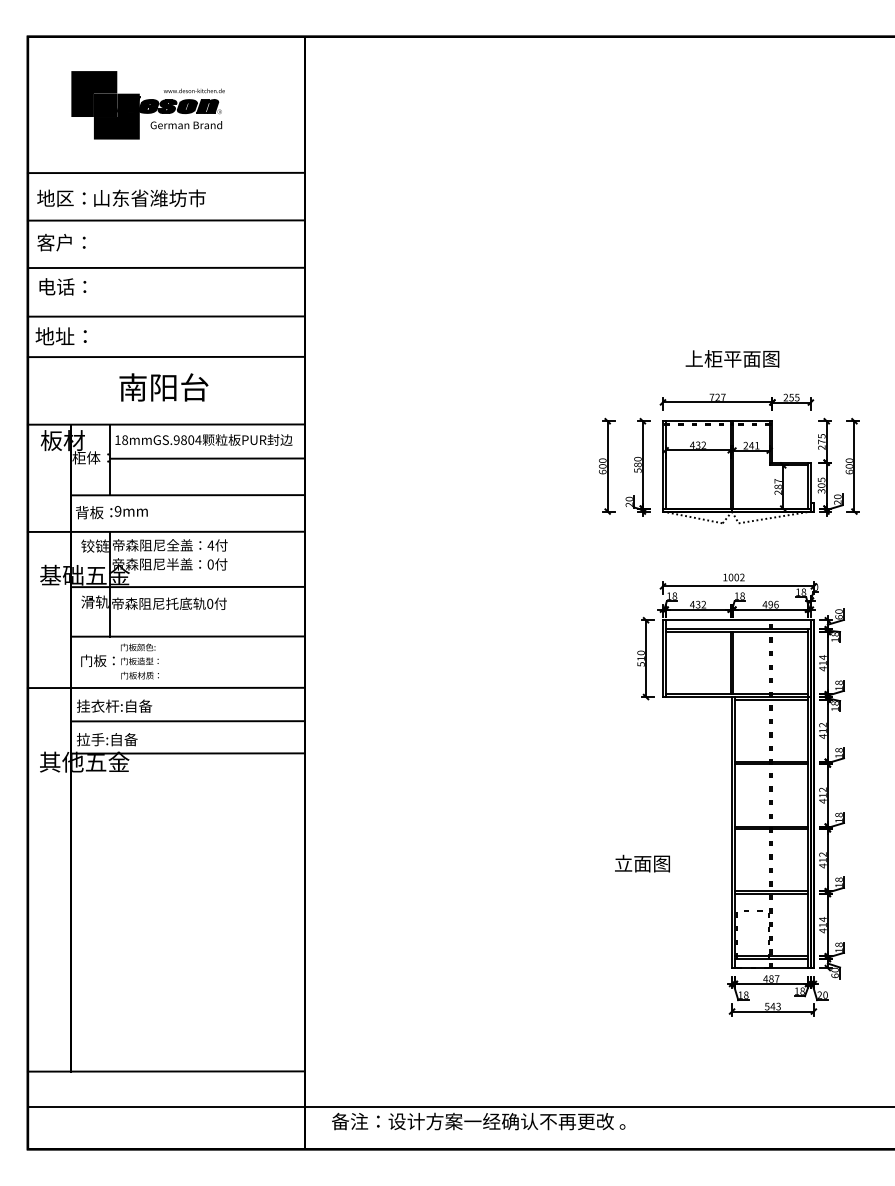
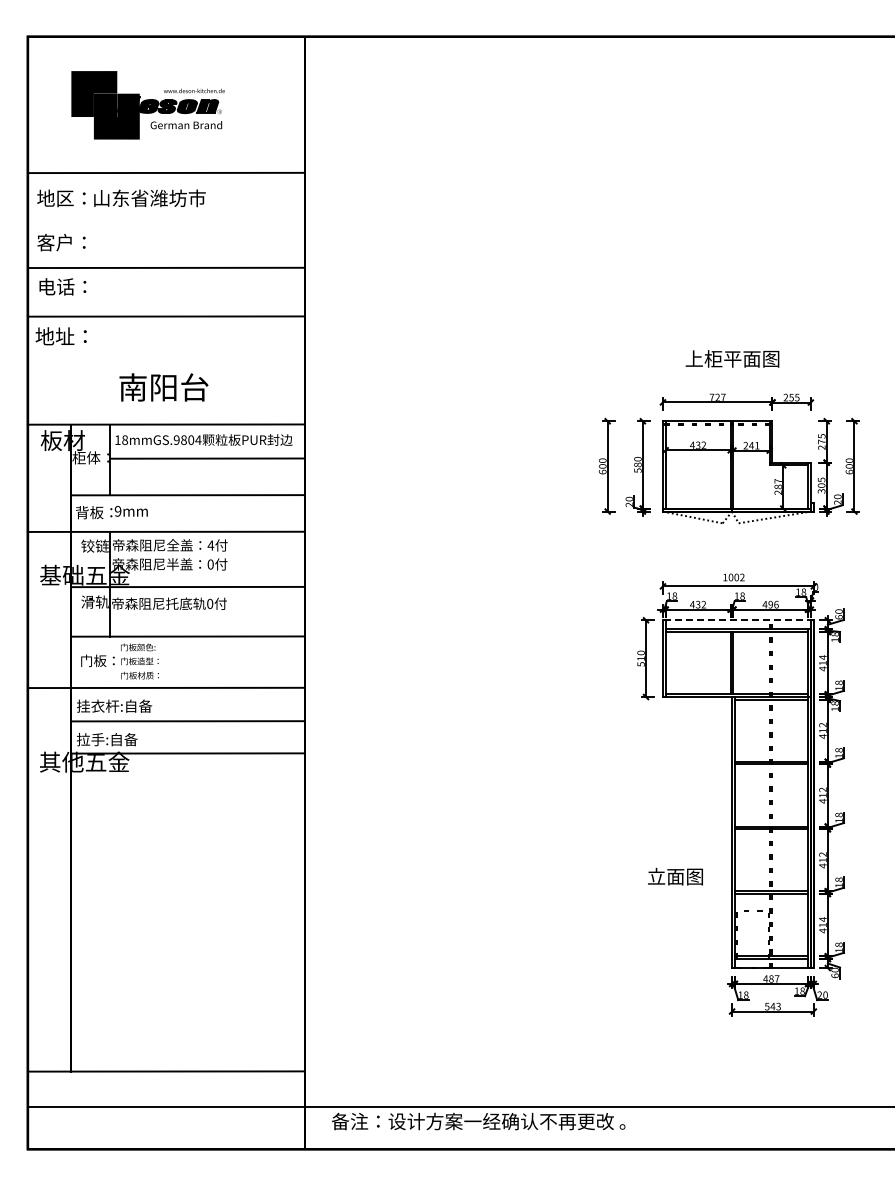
line: present -> none (165, 220)
line: present -> none (165, 356)
line: solid -> dashed (737, 620)
text position: (642, 863) -> (675, 876) (675, 876)
